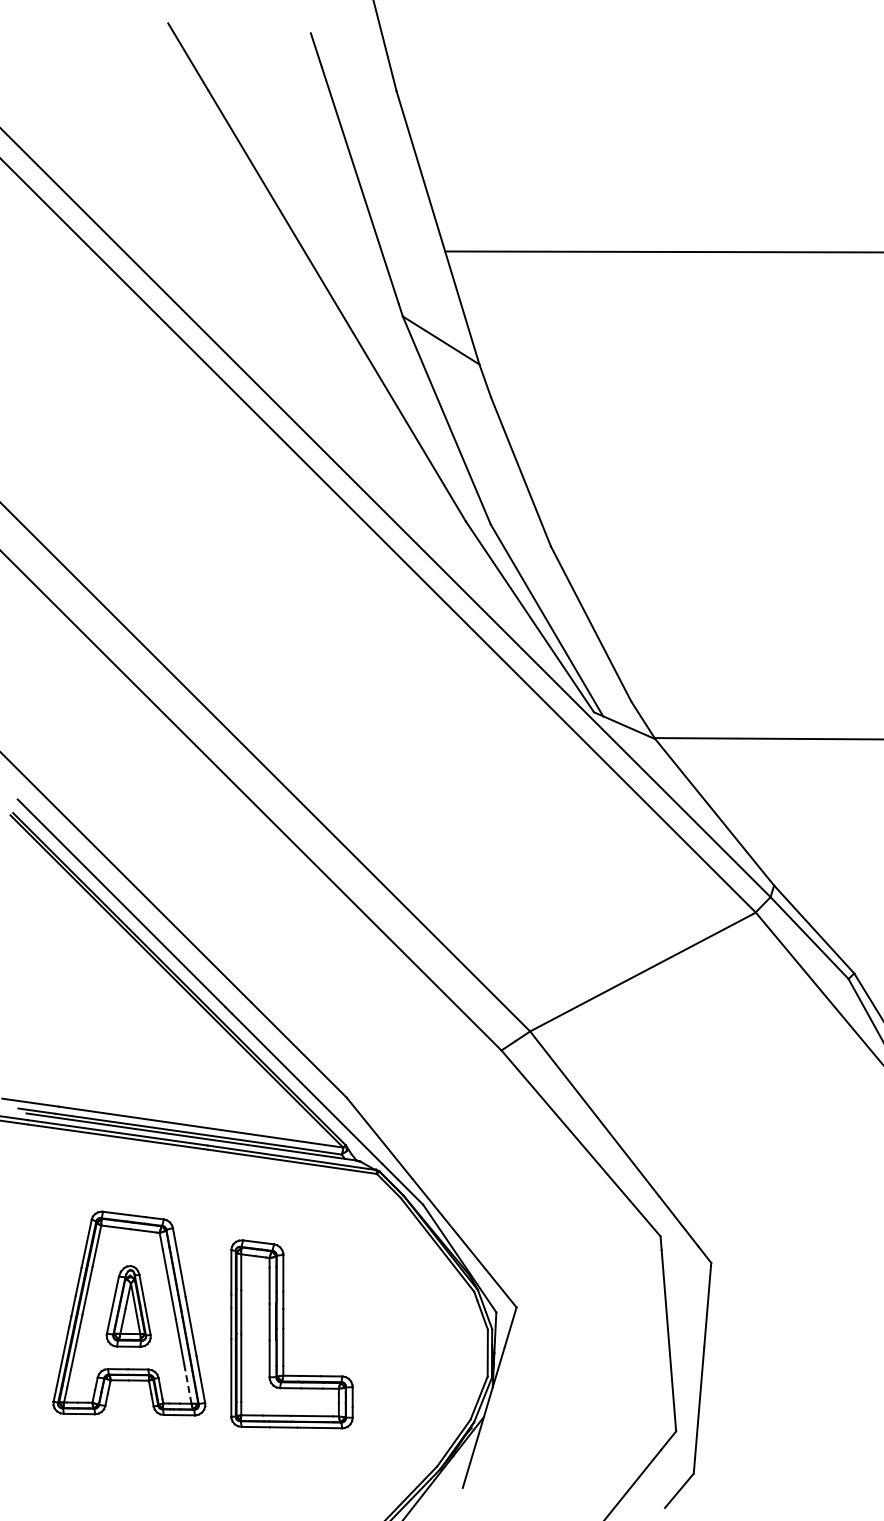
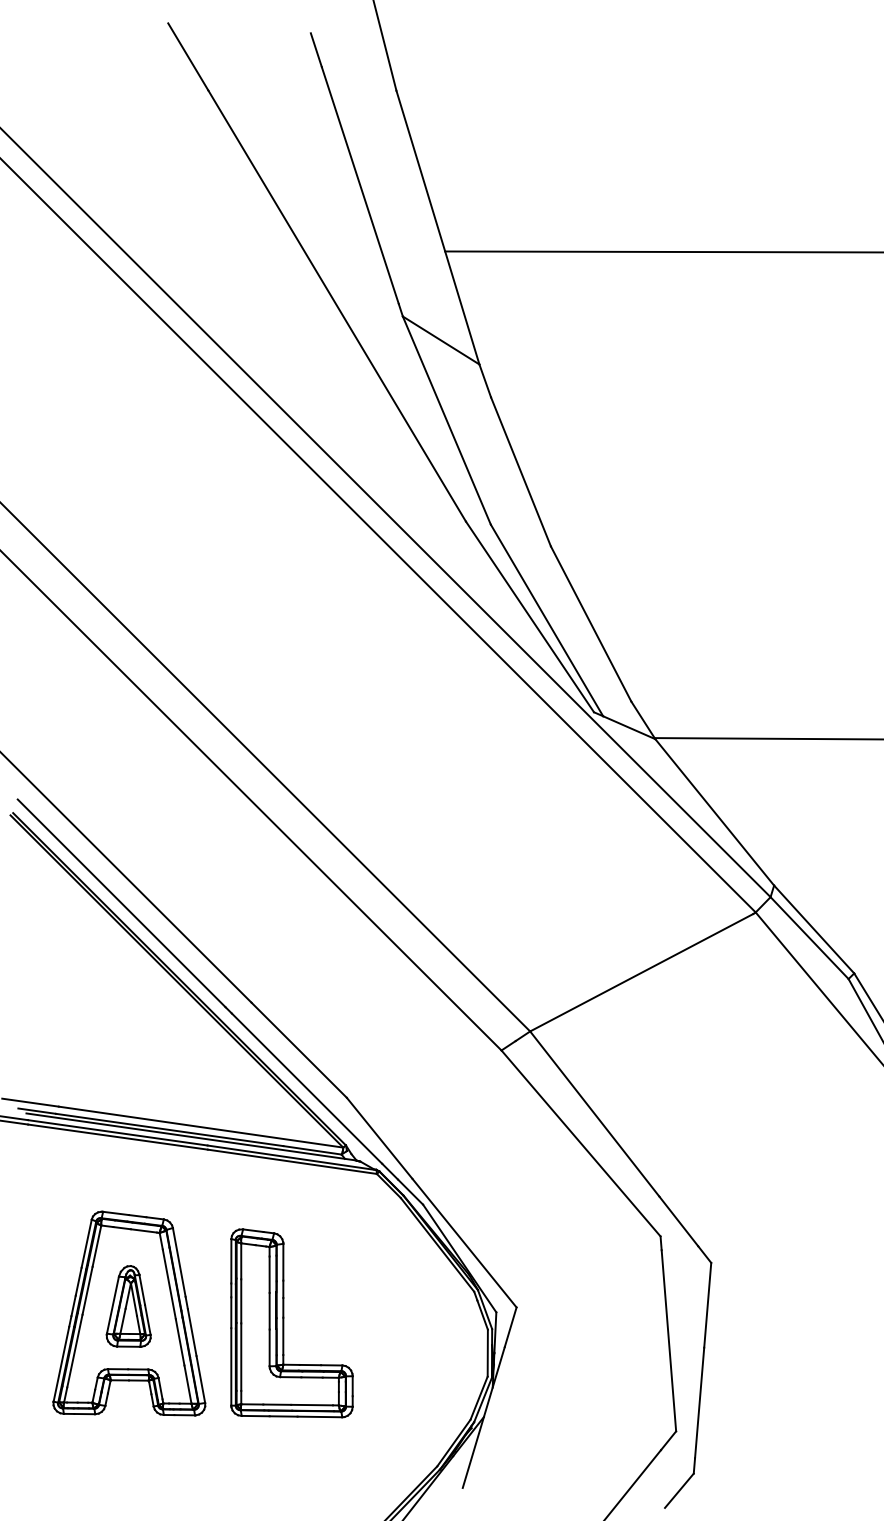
part position: (284, 1334) -> (284, 1323) (284, 1323)
line: dashed -> solid (187, 1384)
